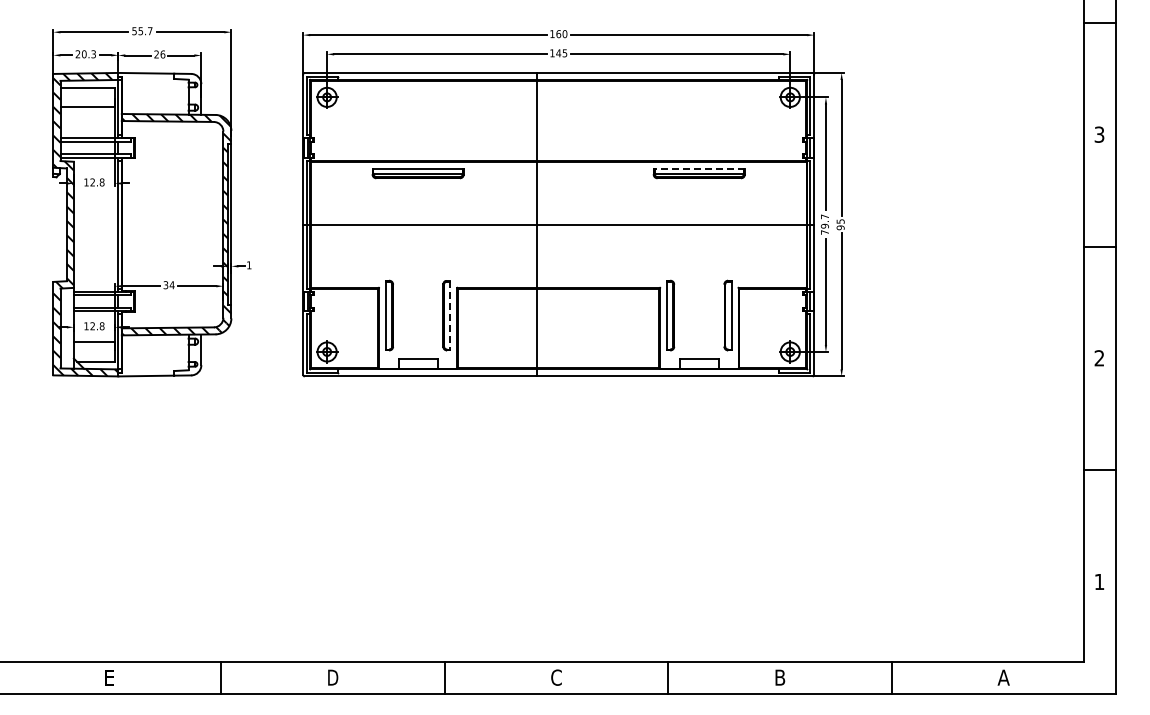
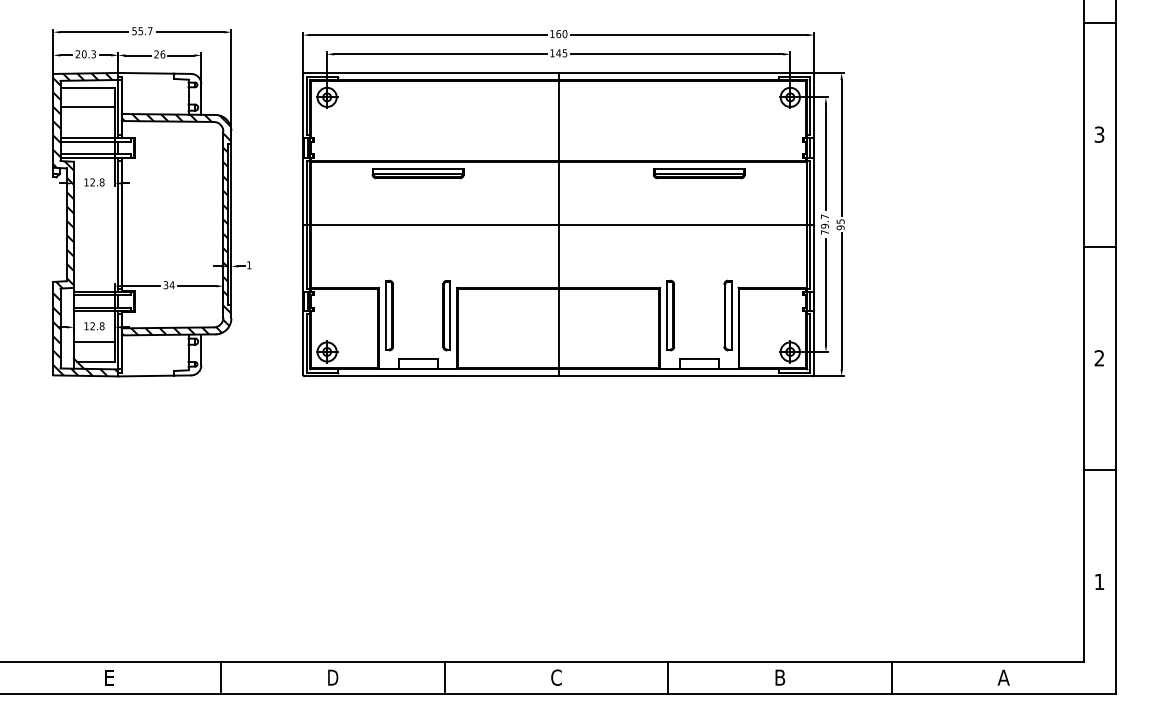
line: dashed -> solid (698, 168)
line position: (536, 224) -> (558, 224) (558, 224)
line: dashed -> solid (450, 315)
